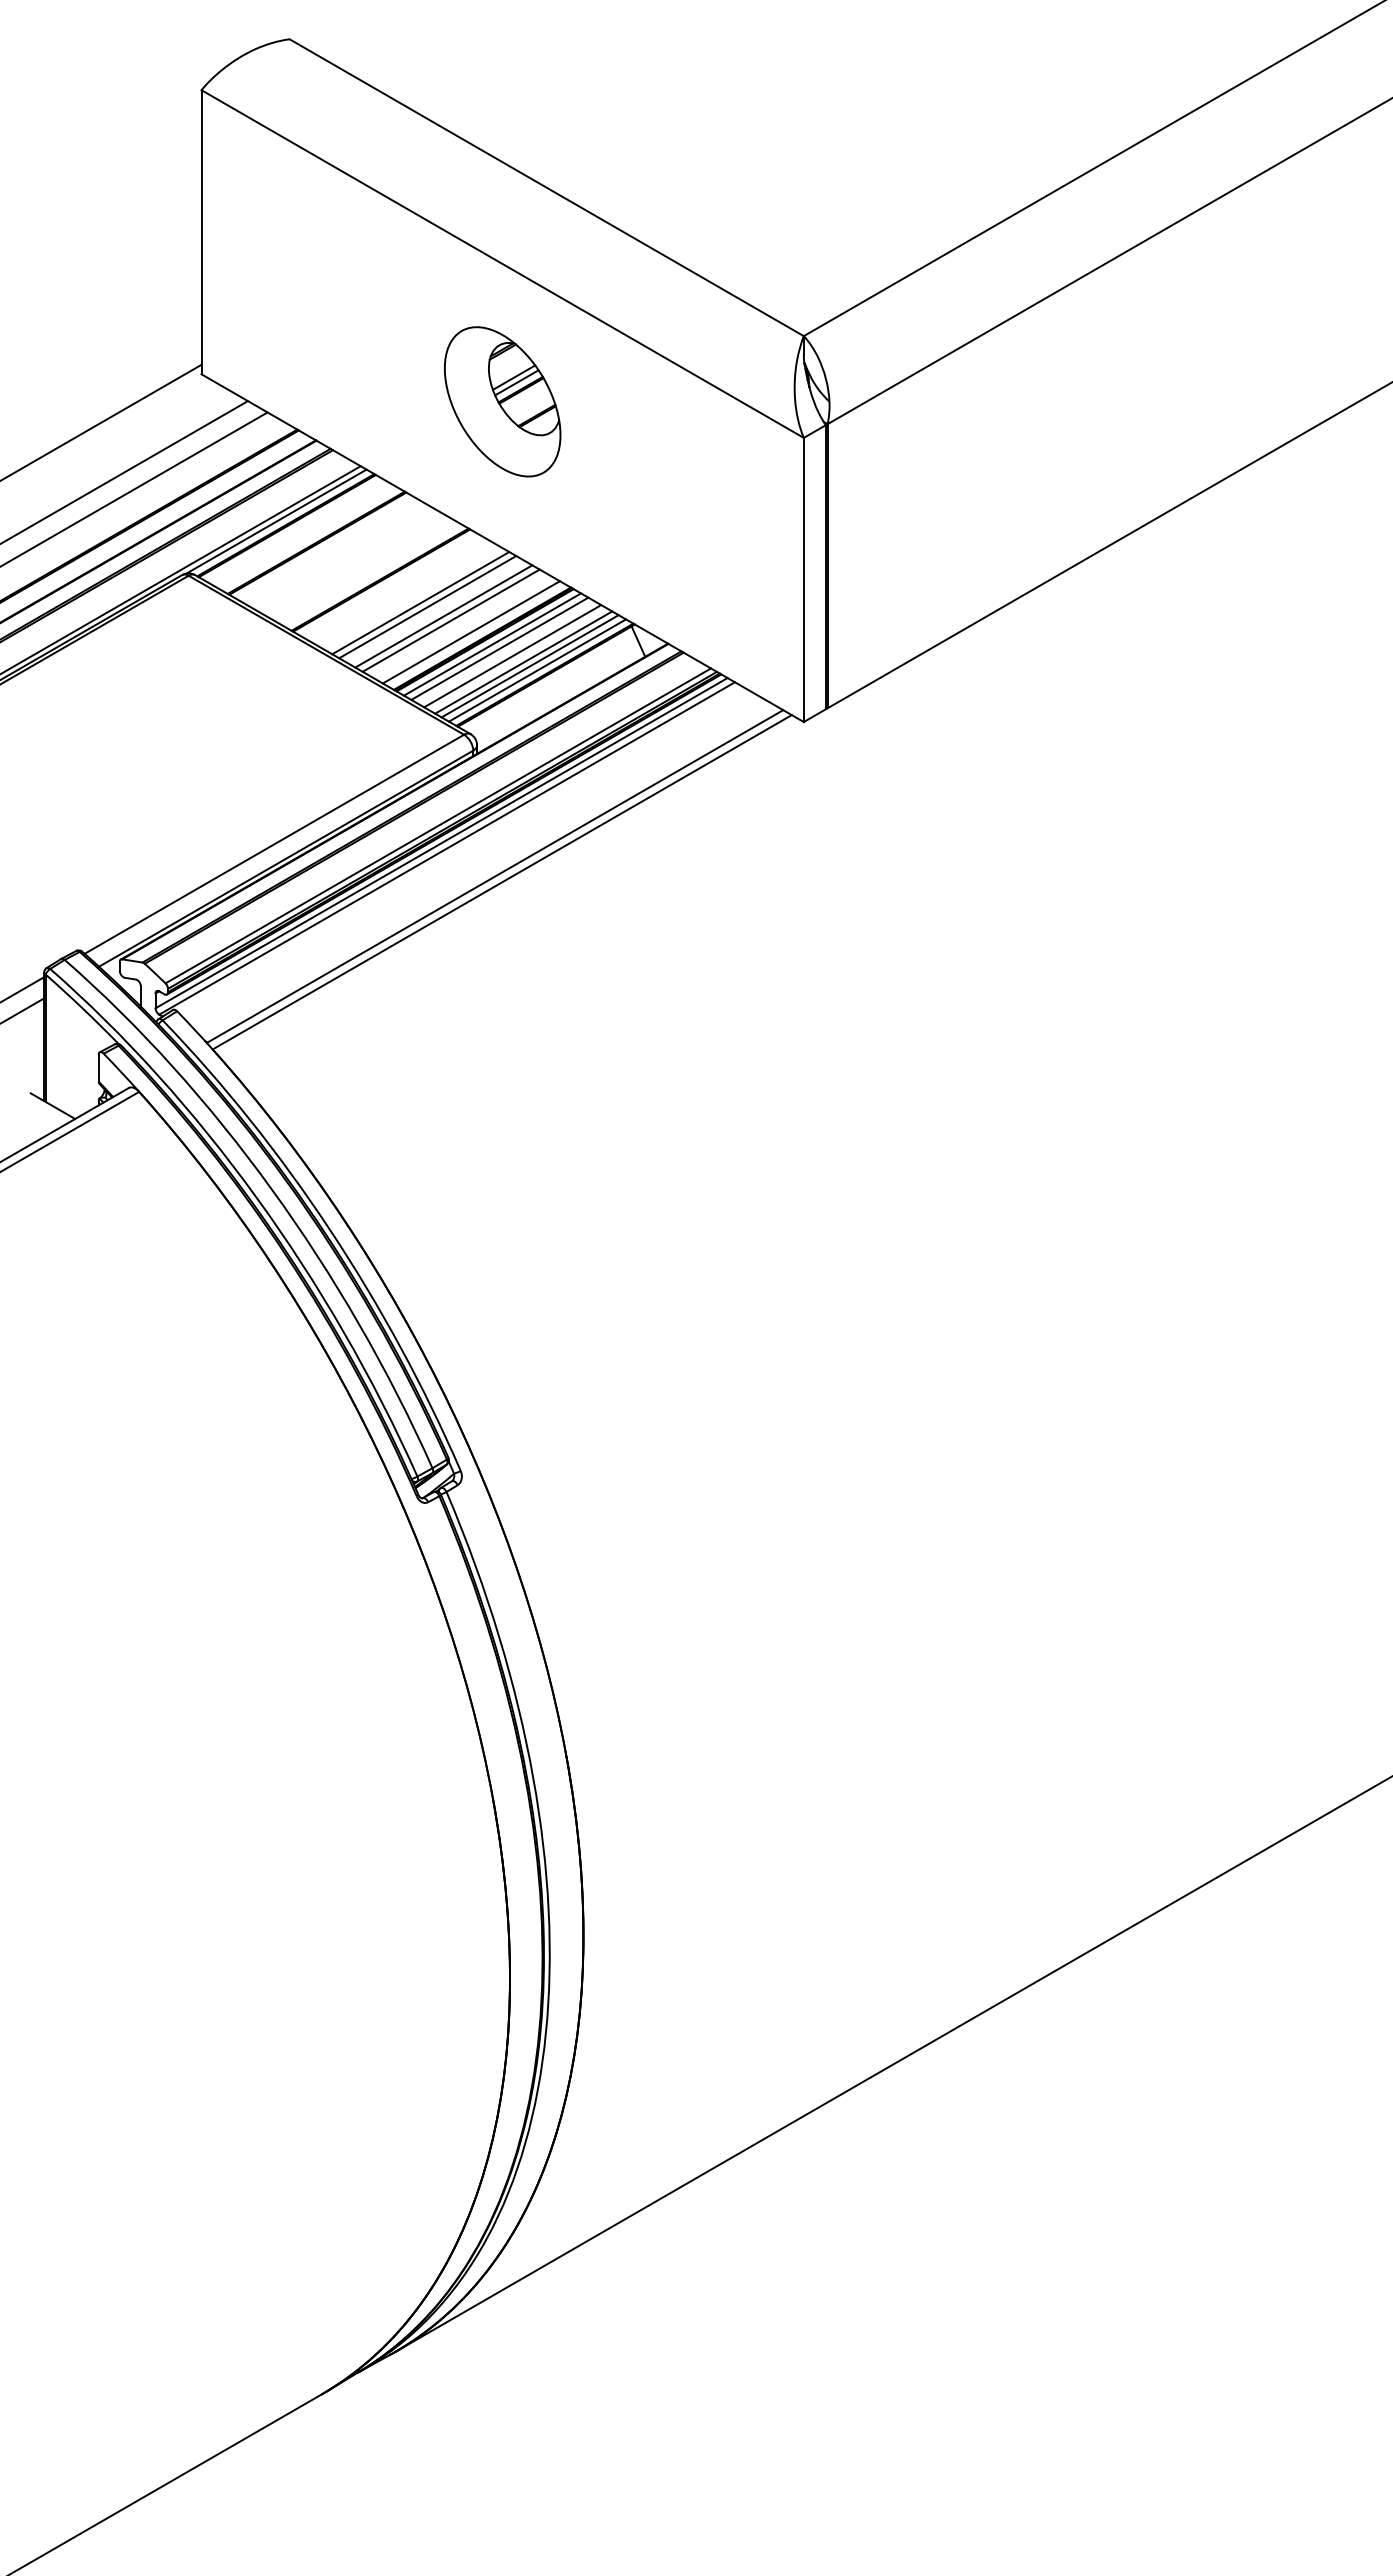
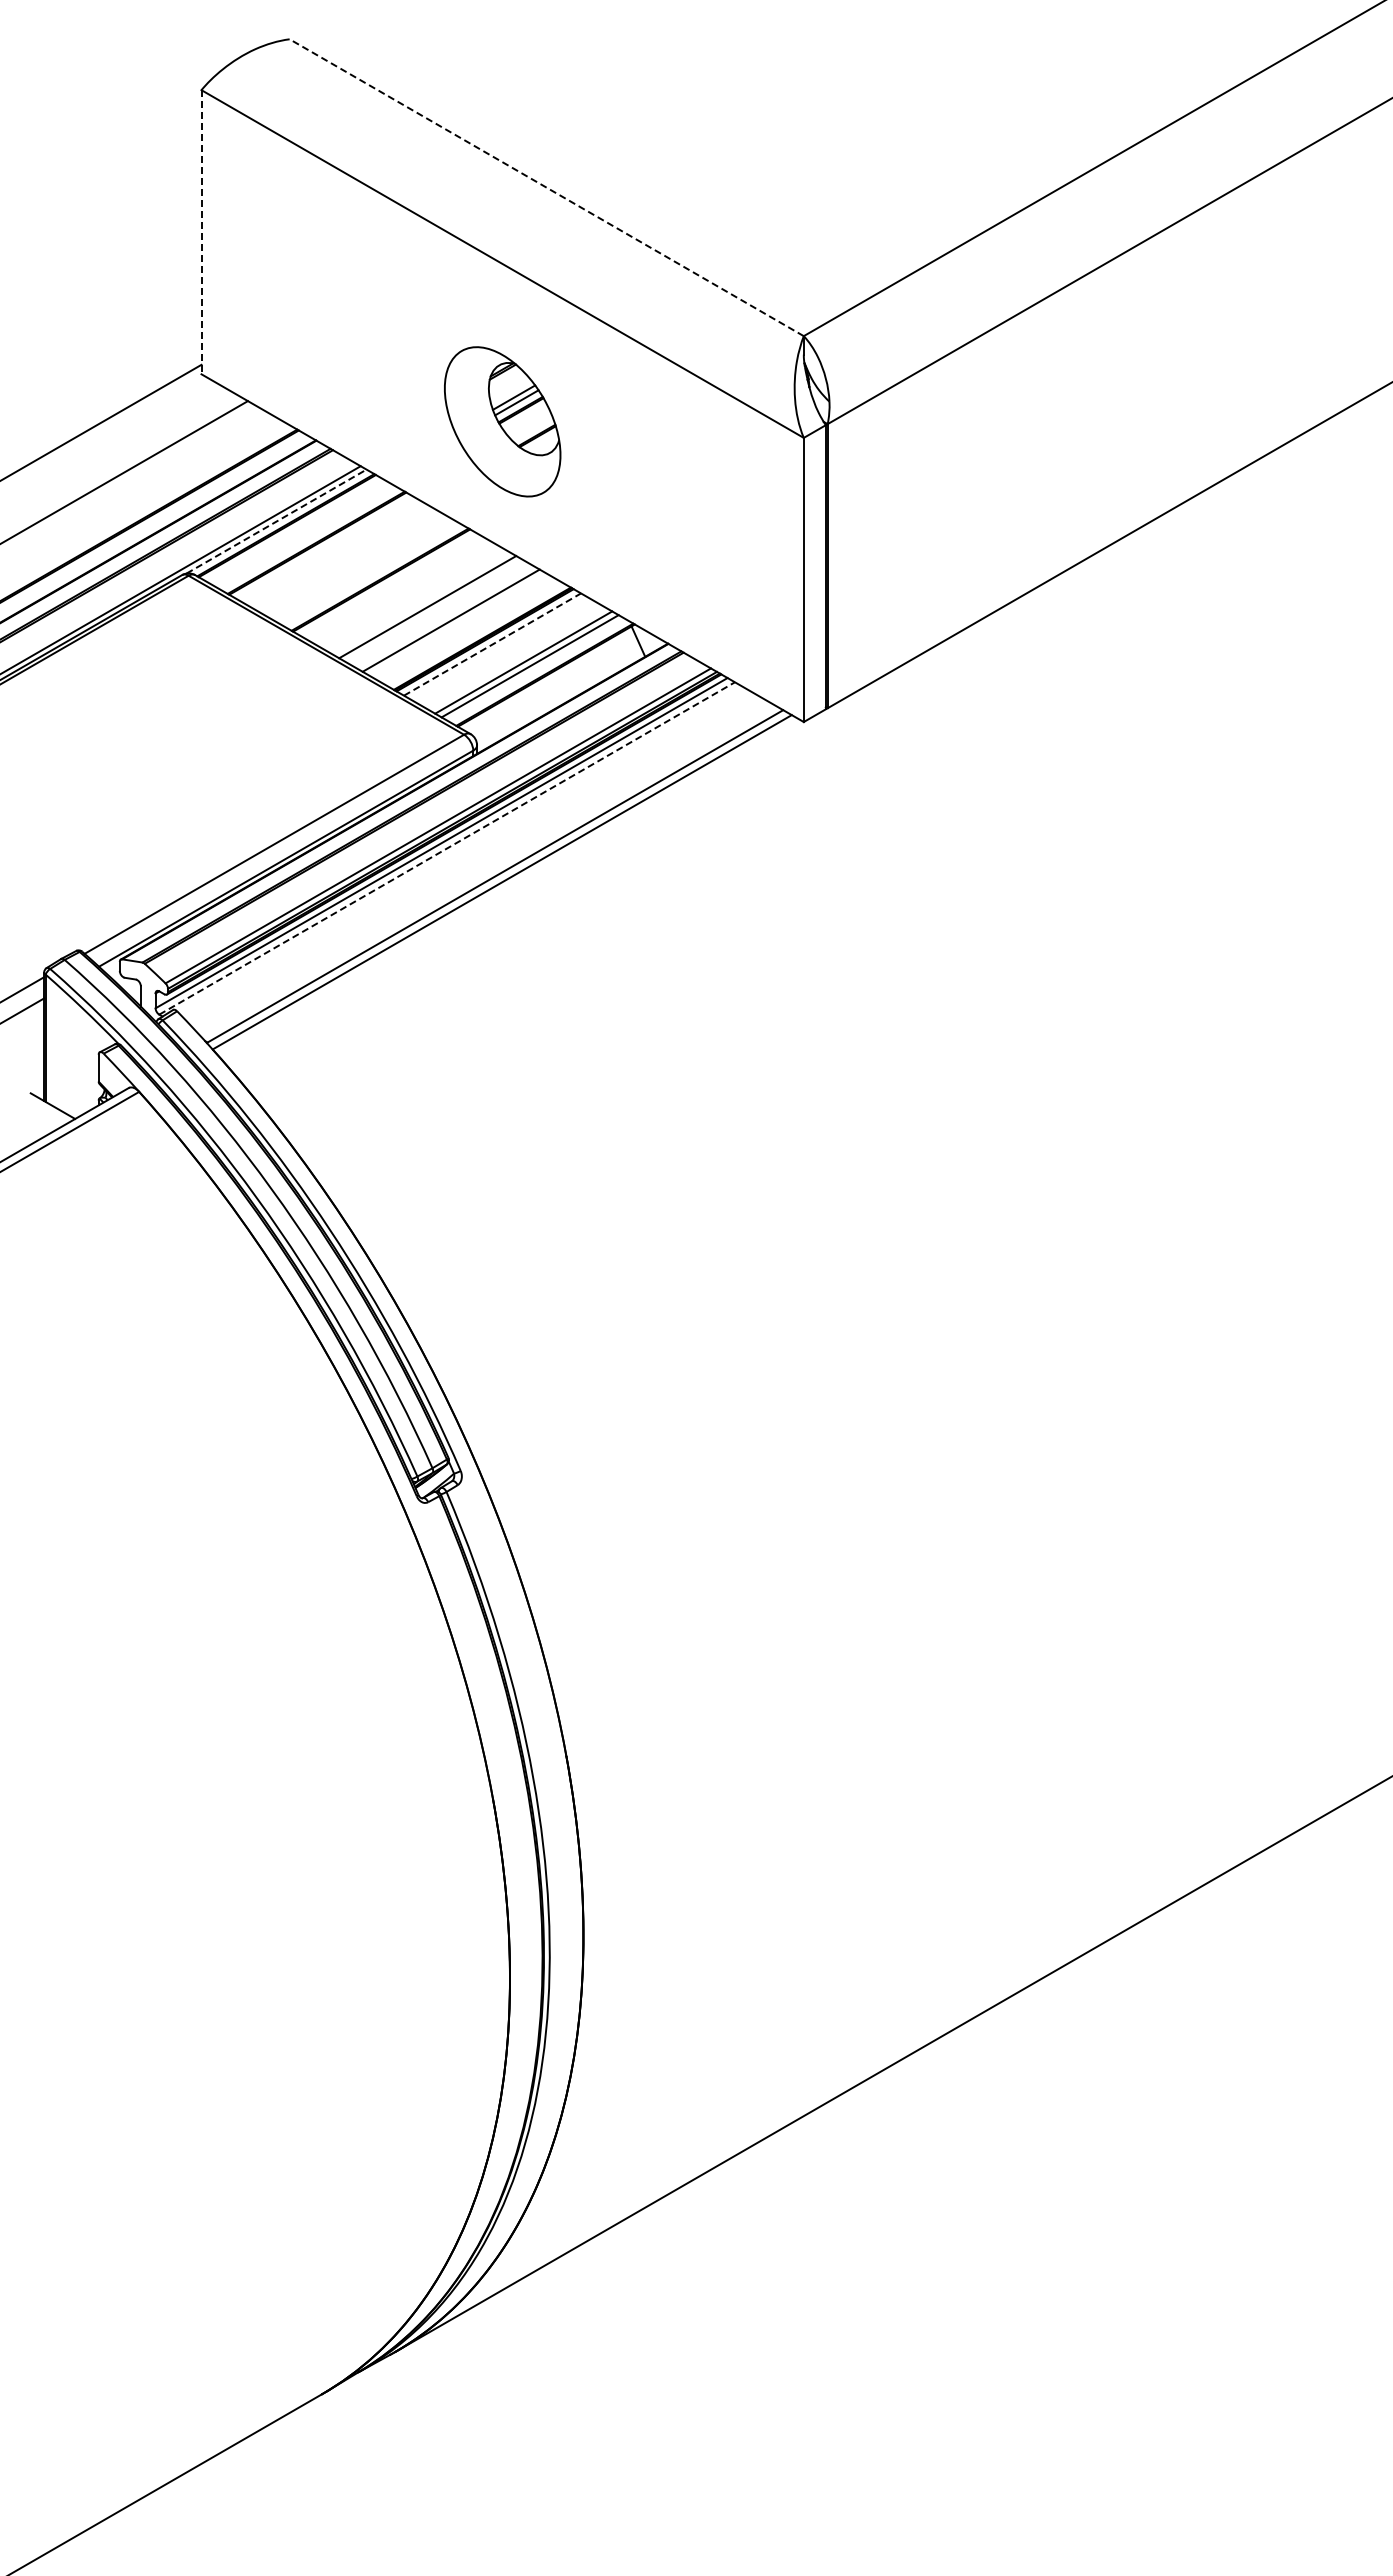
line: solid -> dashed (546, 187)
line: solid -> dashed (201, 232)
part position: (502, 401) -> (502, 421) (502, 421)
line: present -> none (134, 488)
line: solid -> dashed (276, 521)
line: present -> none (420, 603)
line: present -> none (443, 616)
line: present -> none (470, 632)
line: solid -> dashed (492, 644)
line: present -> none (499, 648)
line: present -> none (512, 656)
line: present -> none (537, 670)
line: solid -> dashed (447, 848)
